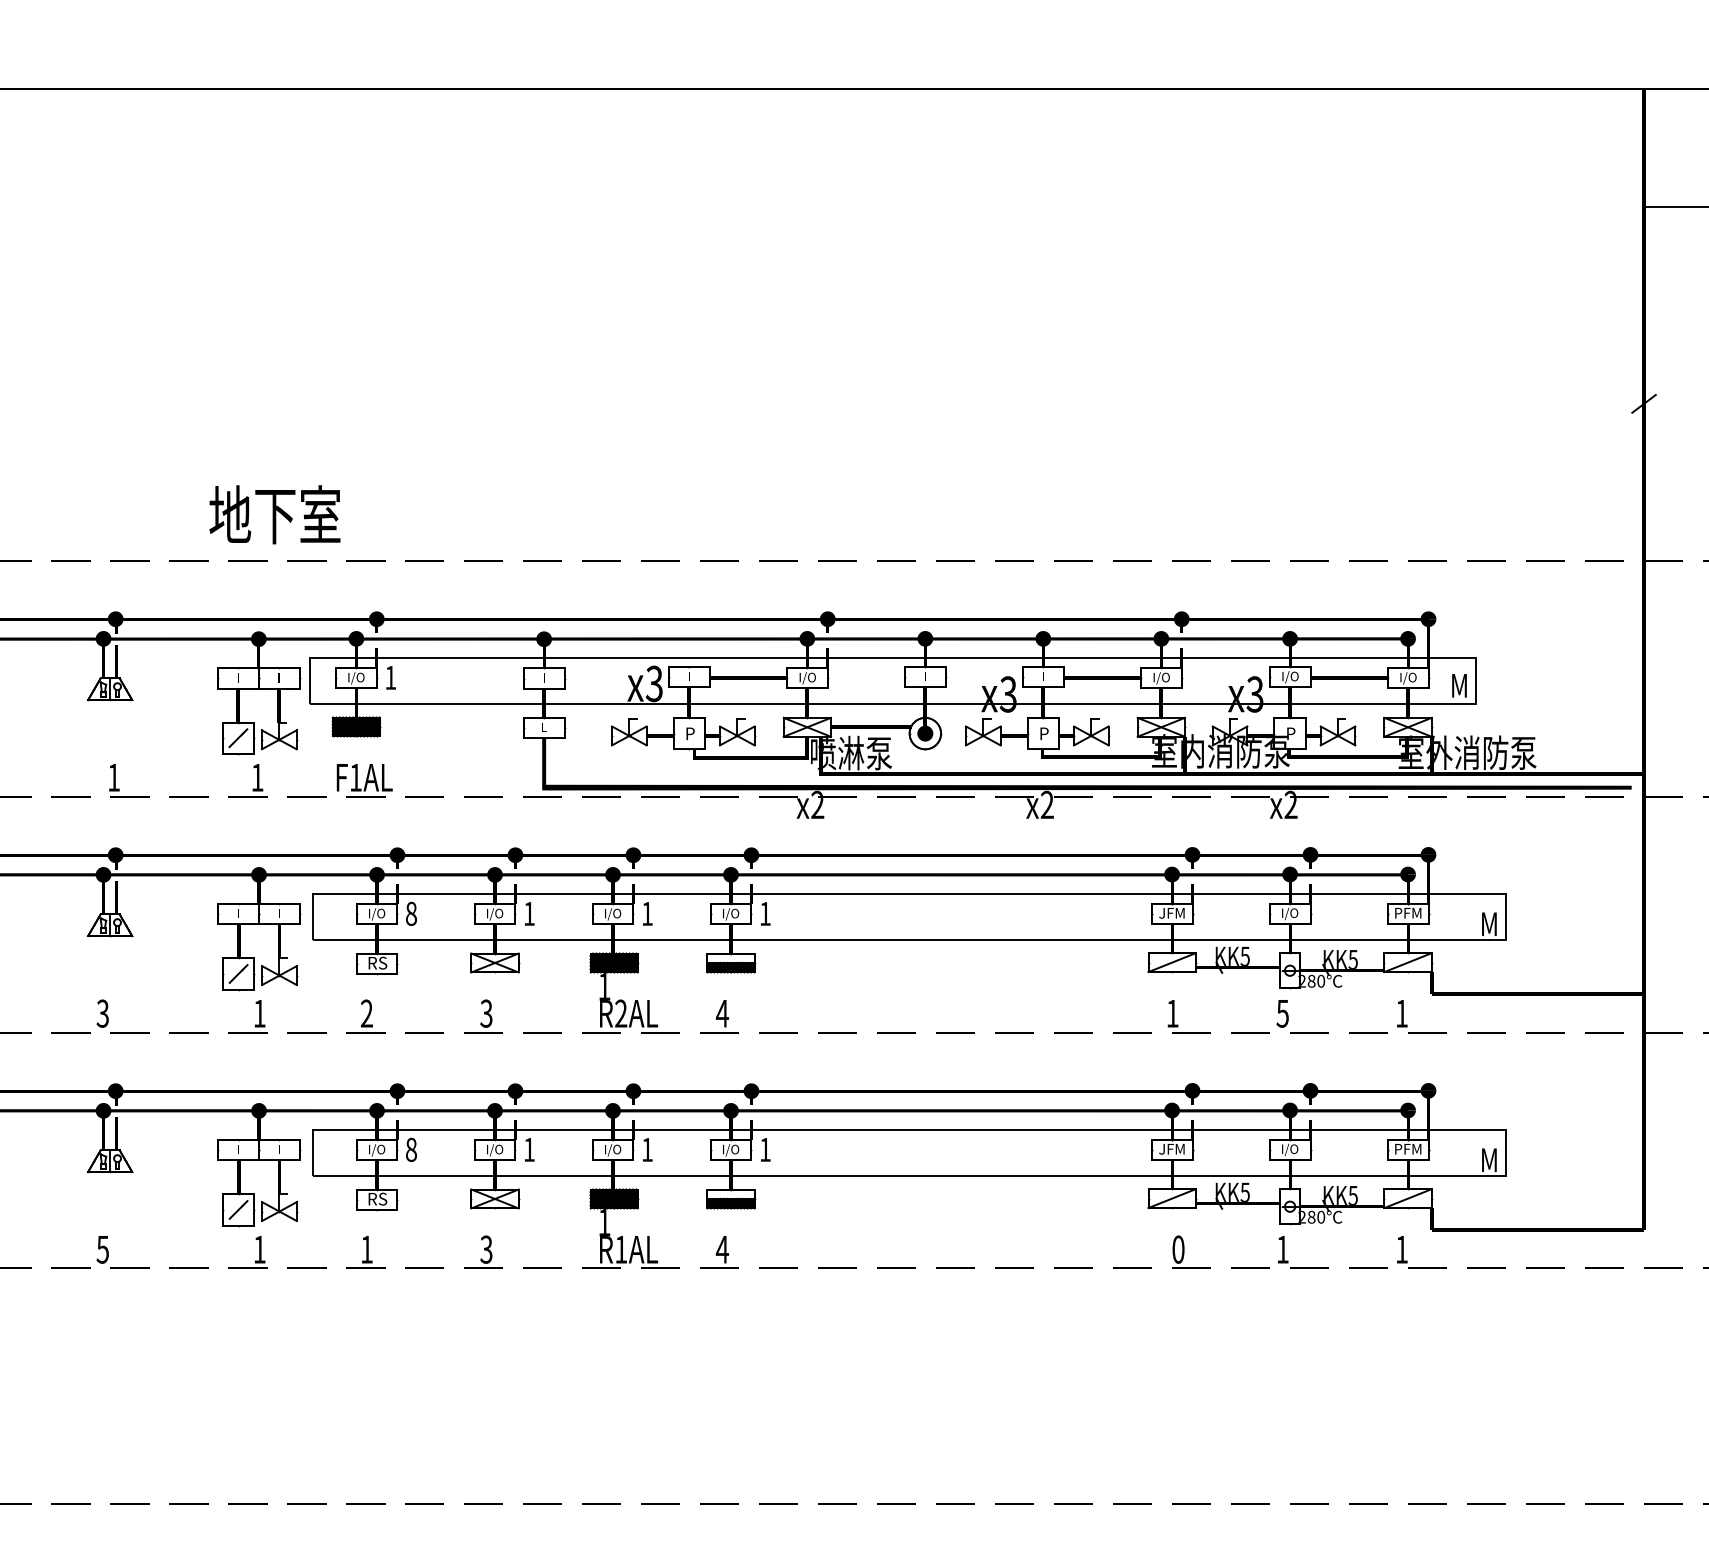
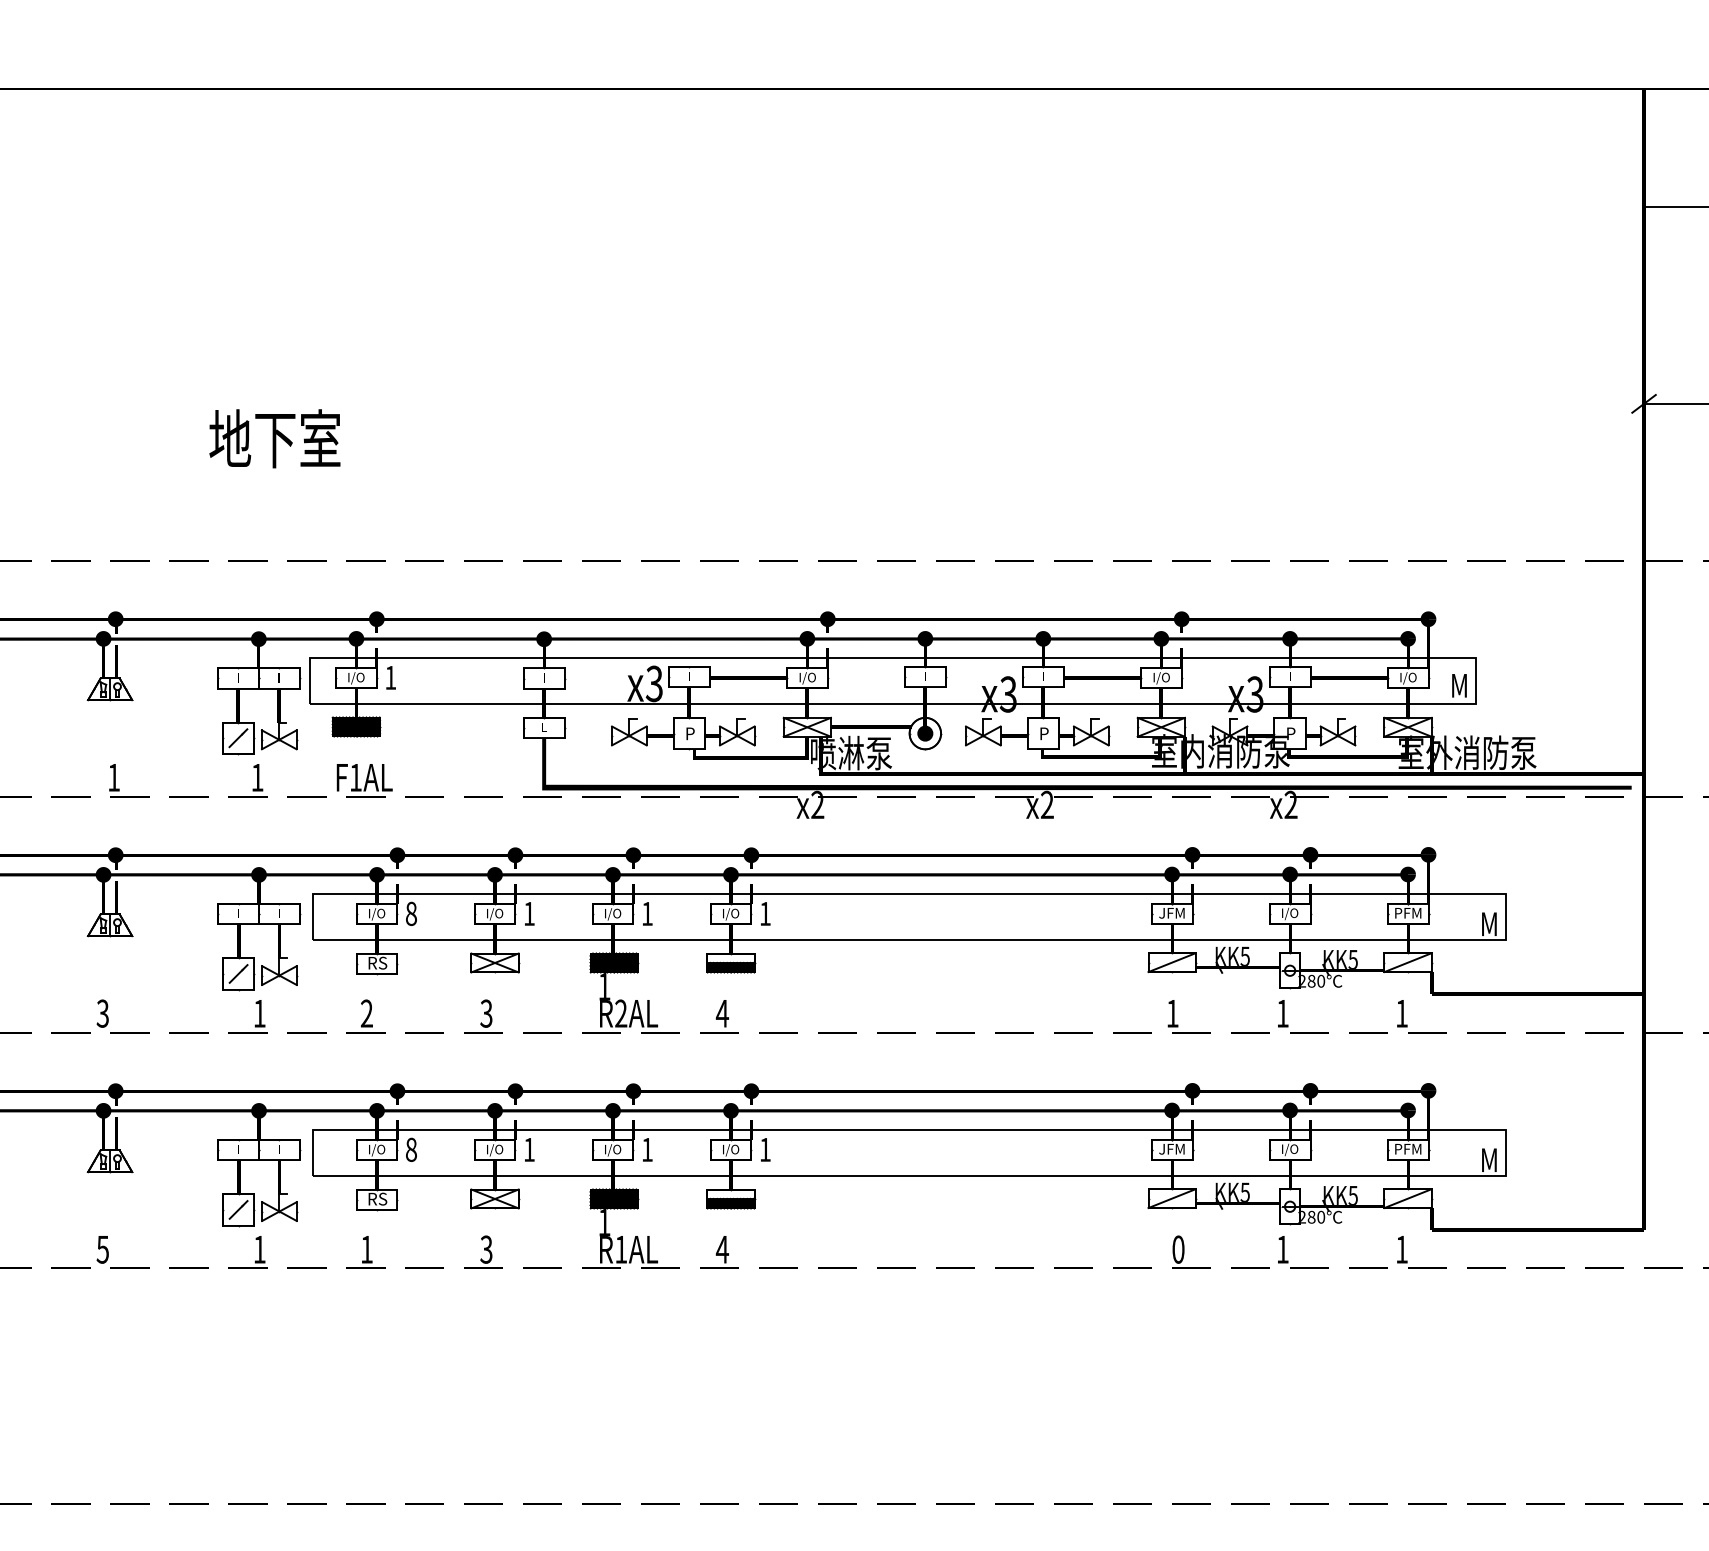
line: none -> present (1674, 403)
text position: (274, 514) -> (274, 438) (274, 438)
text: I/O -> I (1290, 677)
text: 5 -> 1 (1282, 1013)
